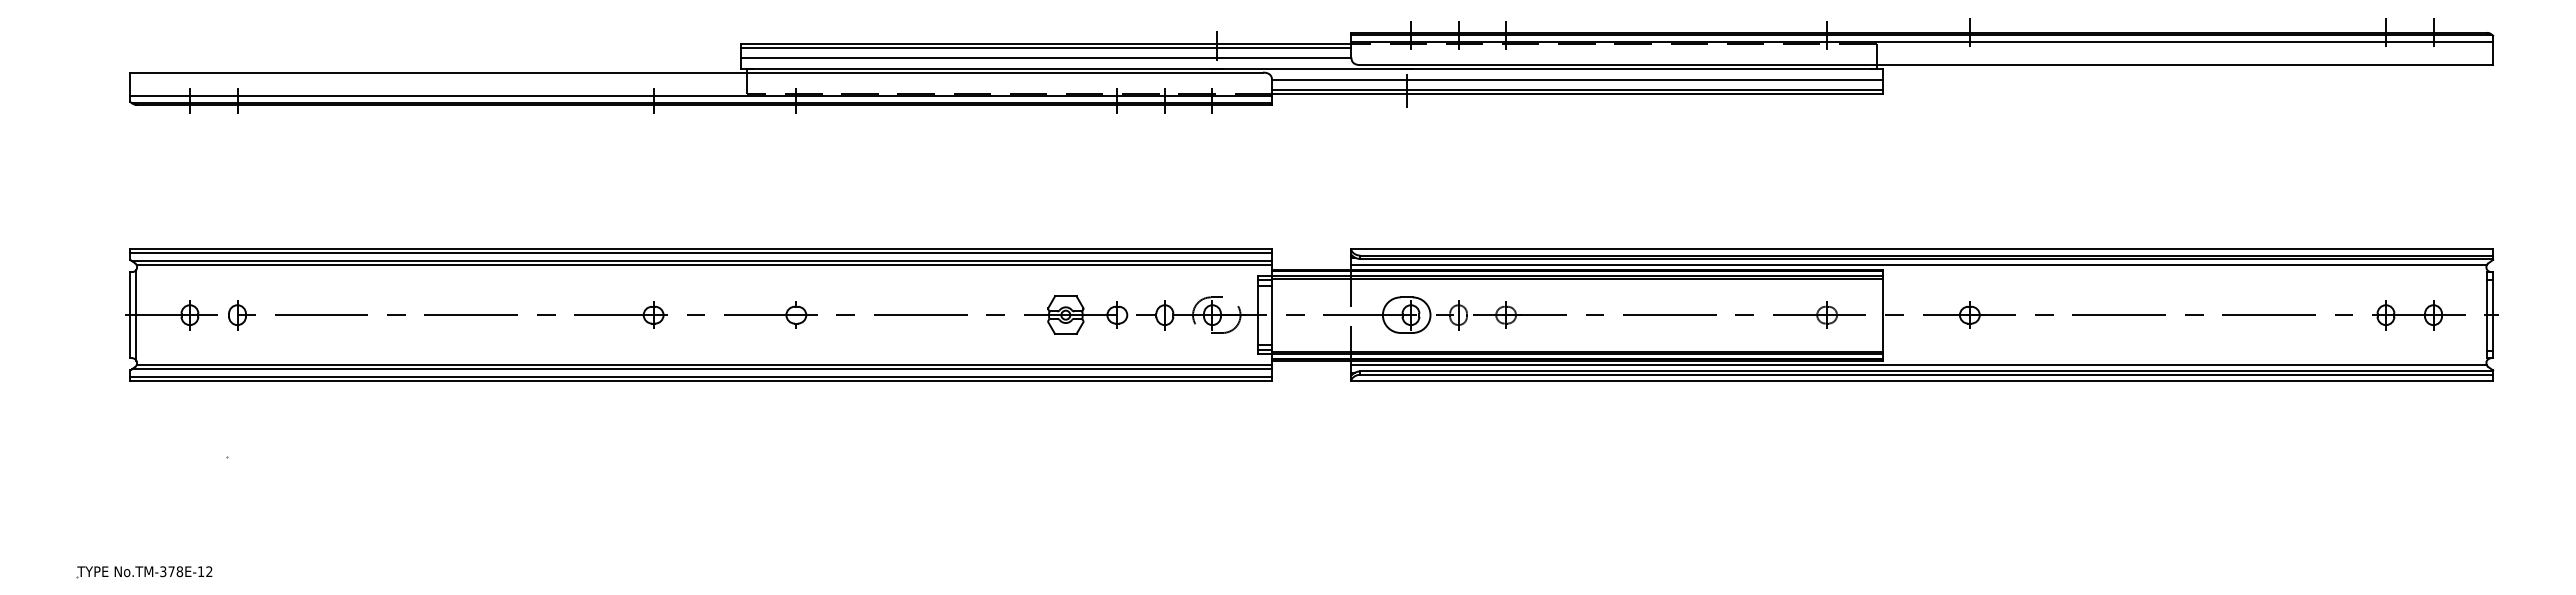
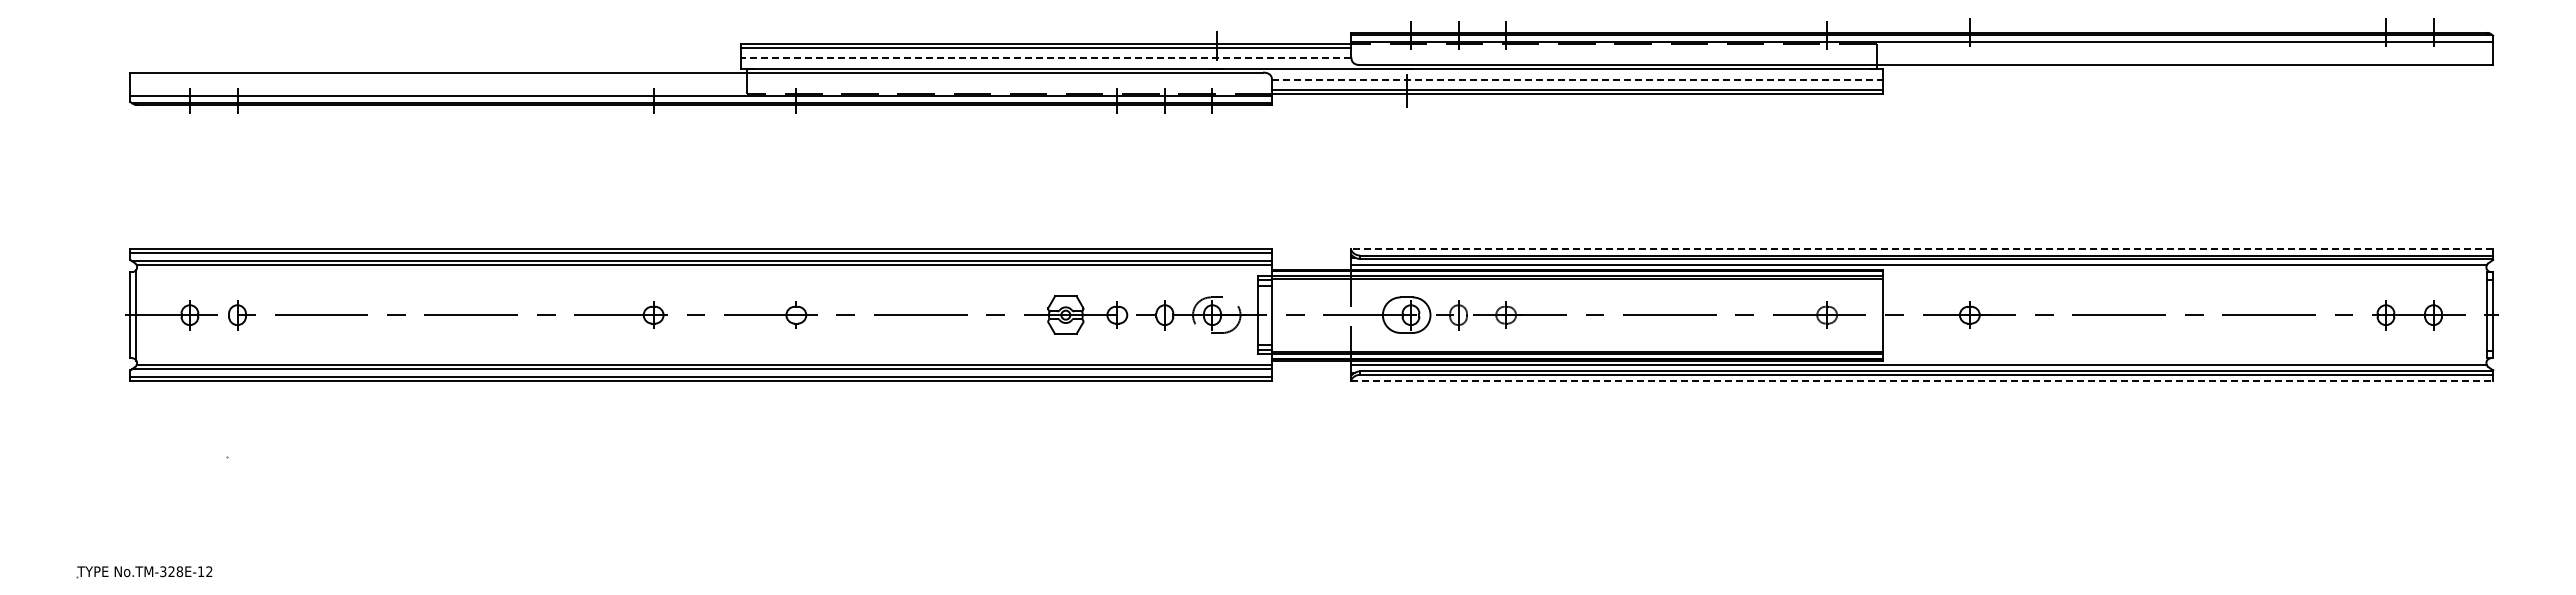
line: solid -> dashed (1045, 58)
line: solid -> dashed (1577, 79)
line: solid -> dashed (1922, 249)
line: solid -> dashed (1922, 381)
text: No.TM-378E-12 -> No.TM-328E-12 (171, 571)
